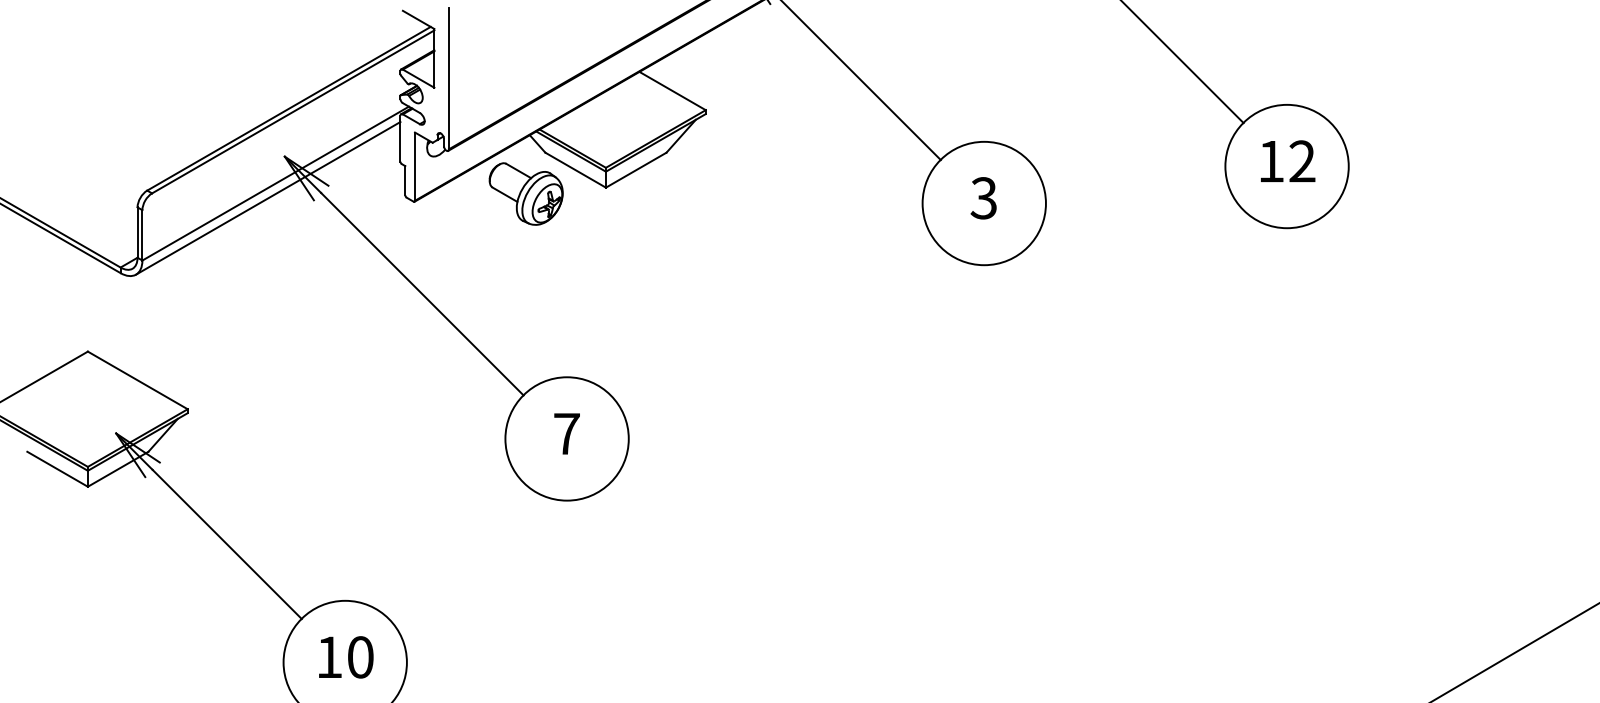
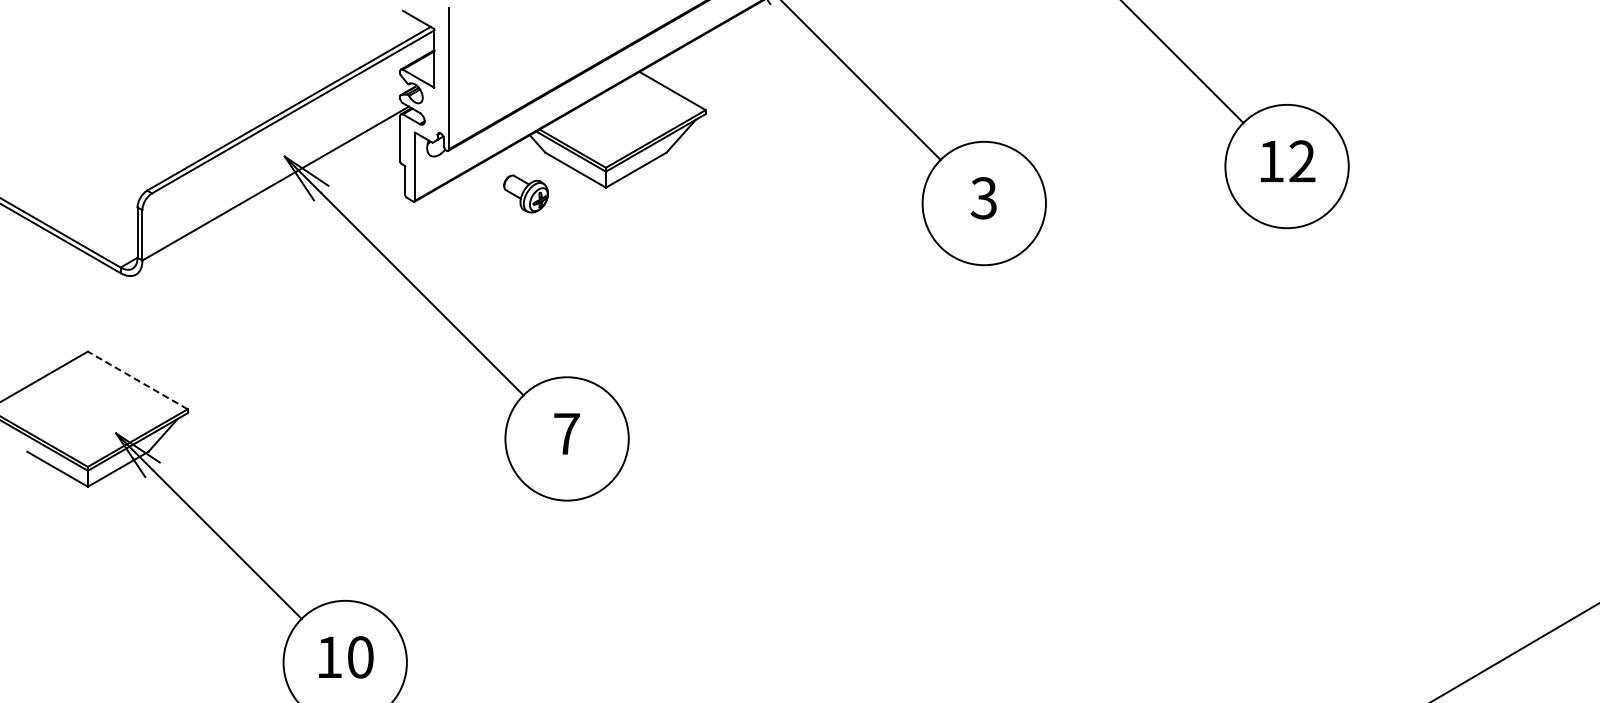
part size: 76x64 px -> 46x40 px (525, 193)
line: present -> none (268, 198)
line: solid -> dashed (137, 380)
